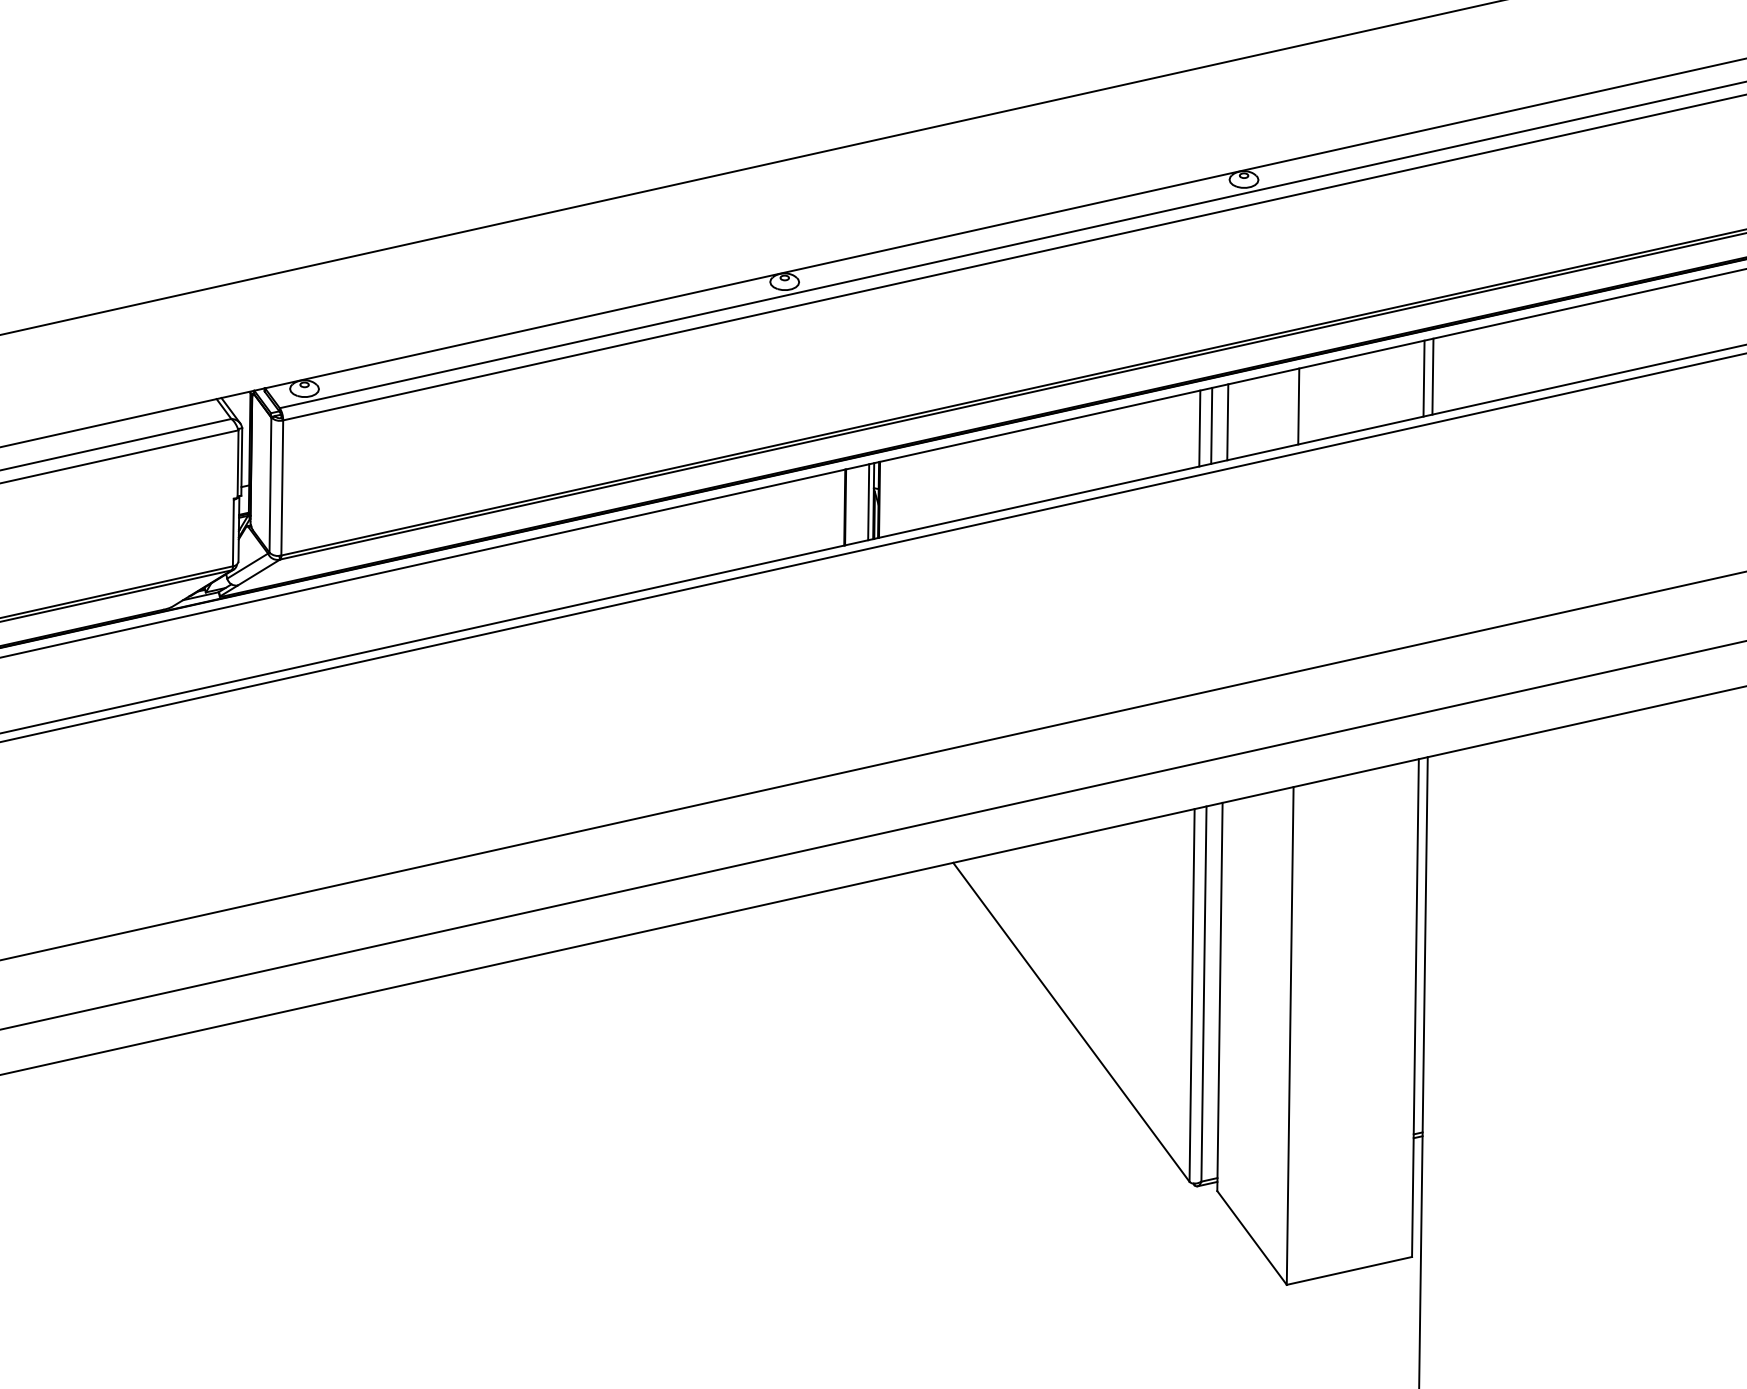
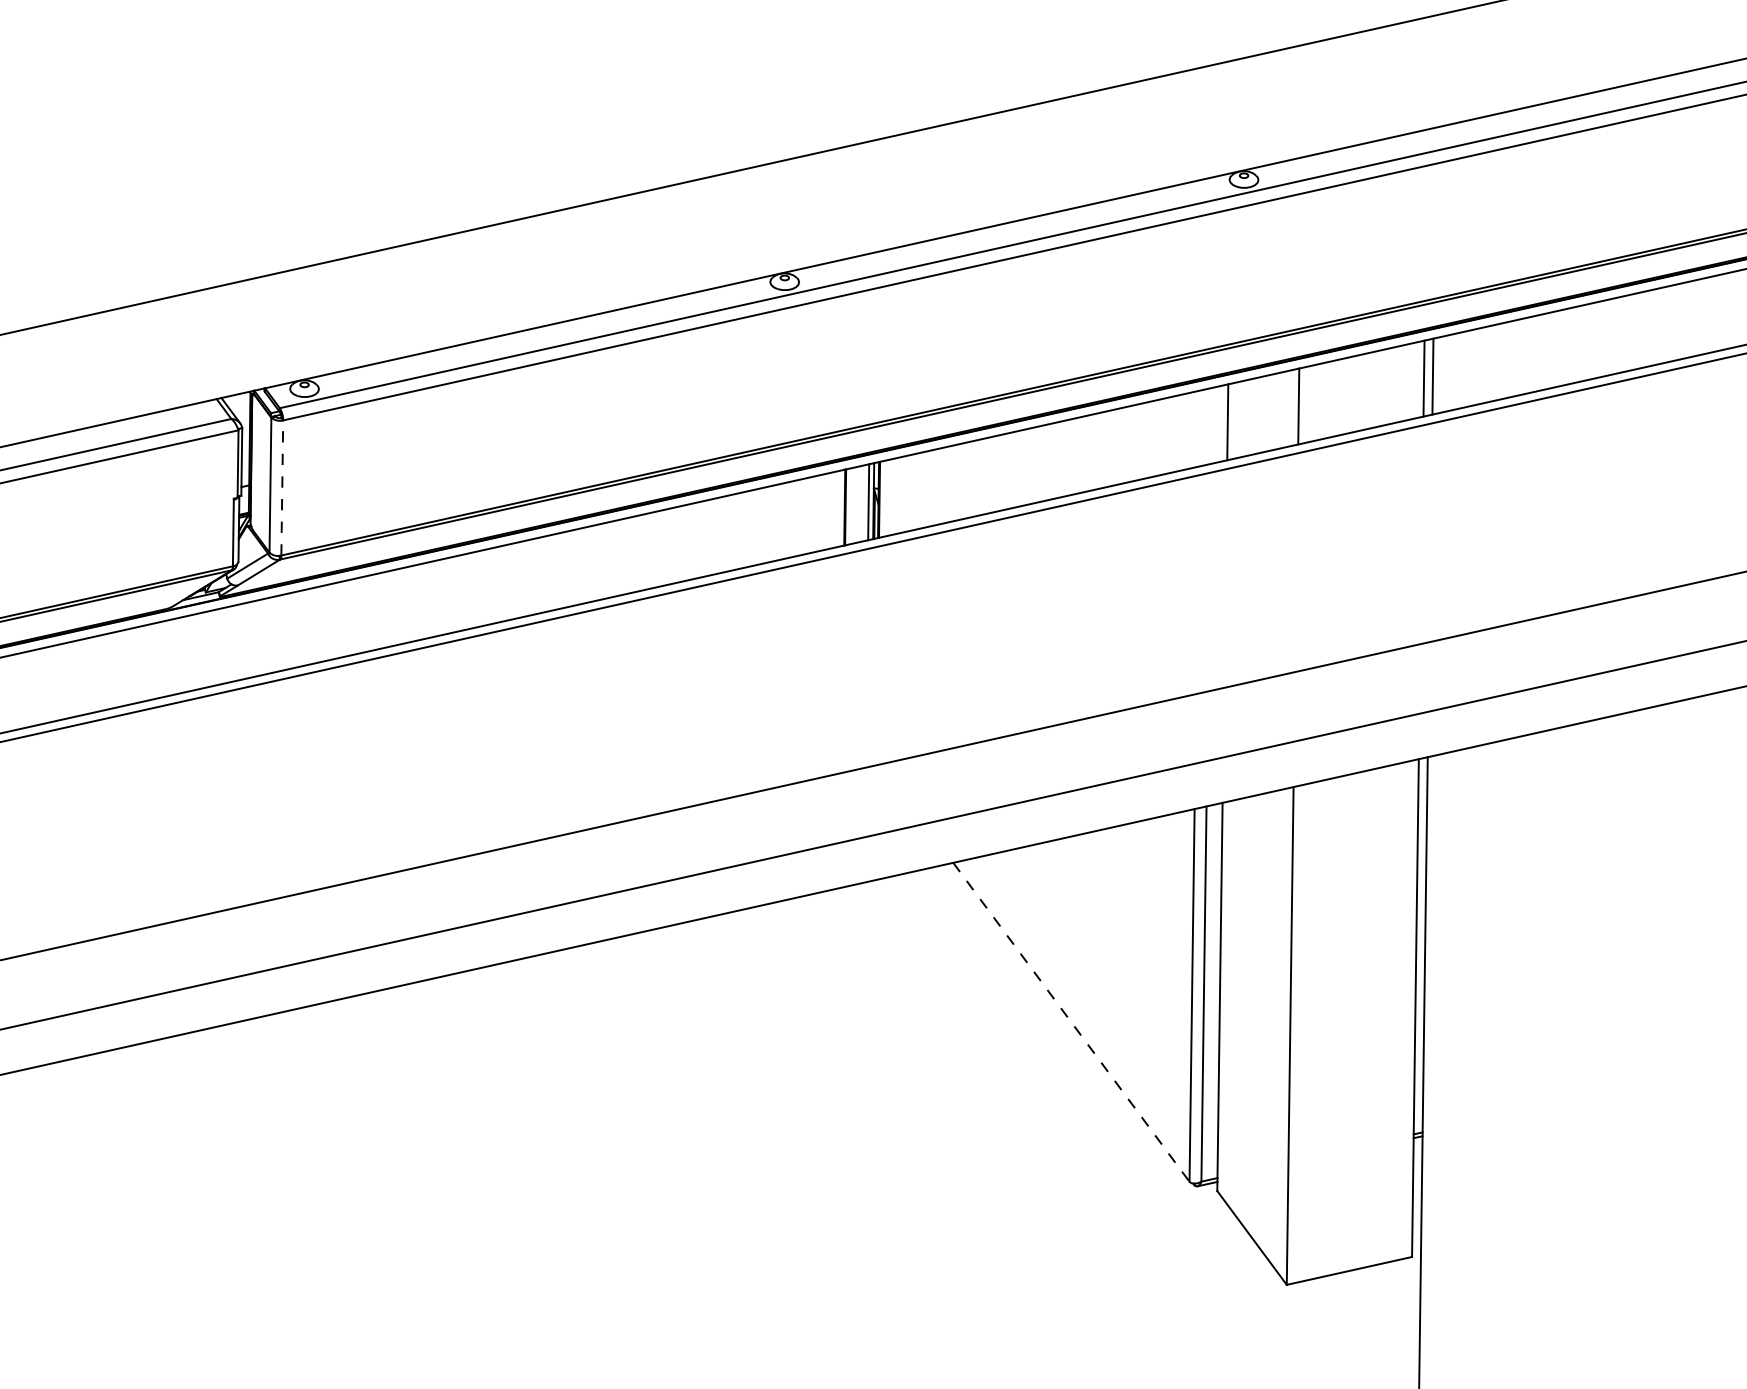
line: present -> none (1211, 425)
line: present -> none (1199, 428)
line: solid -> dashed (282, 487)
line: solid -> dashed (1071, 1022)
